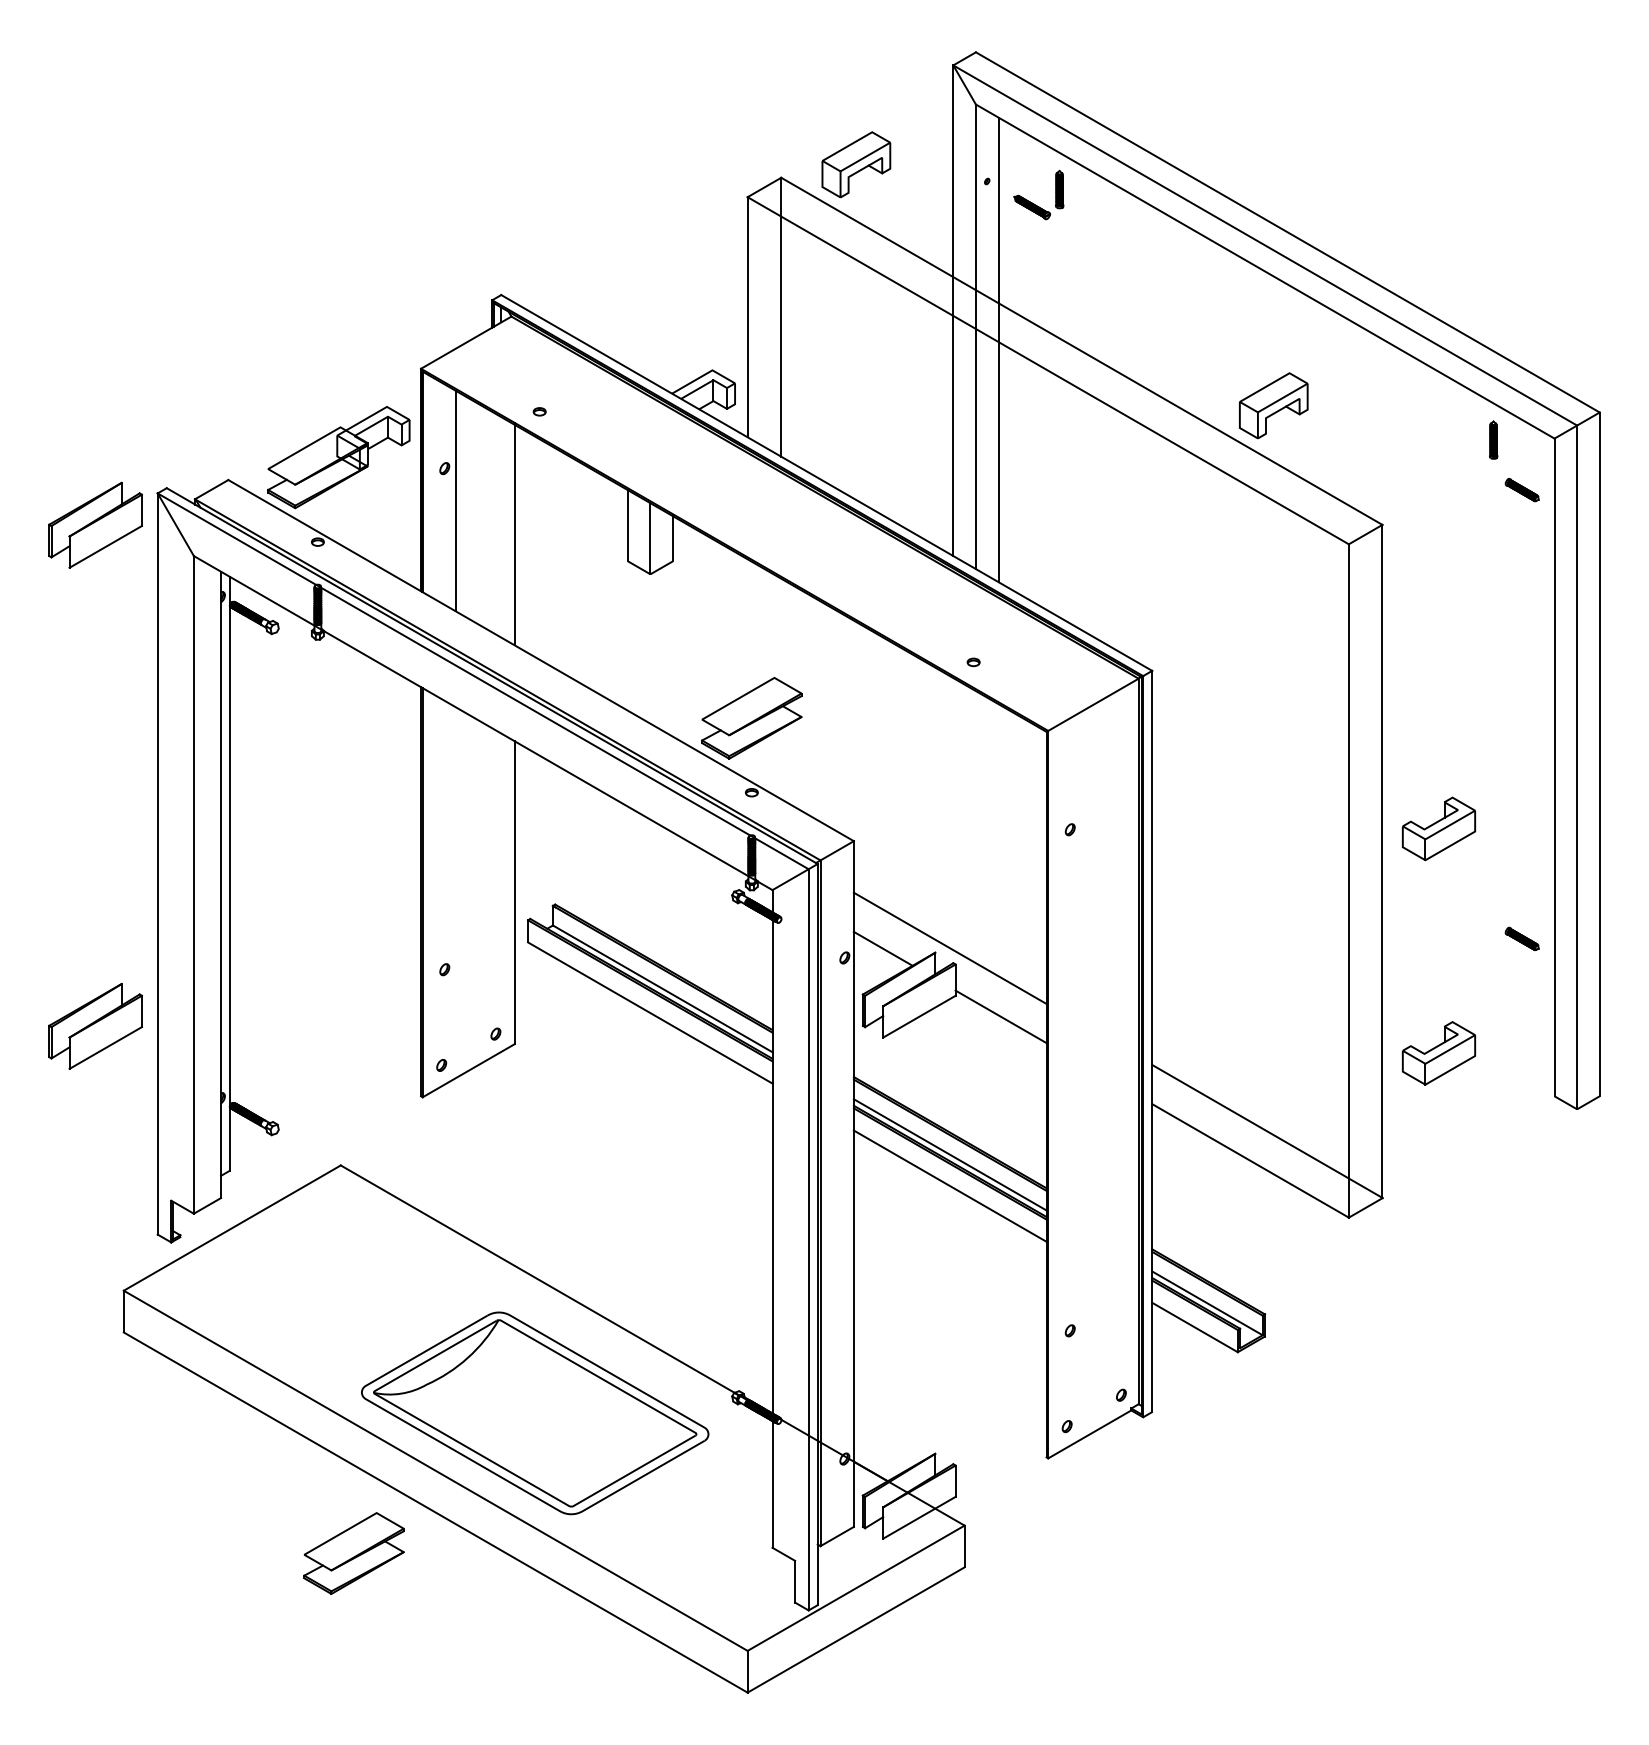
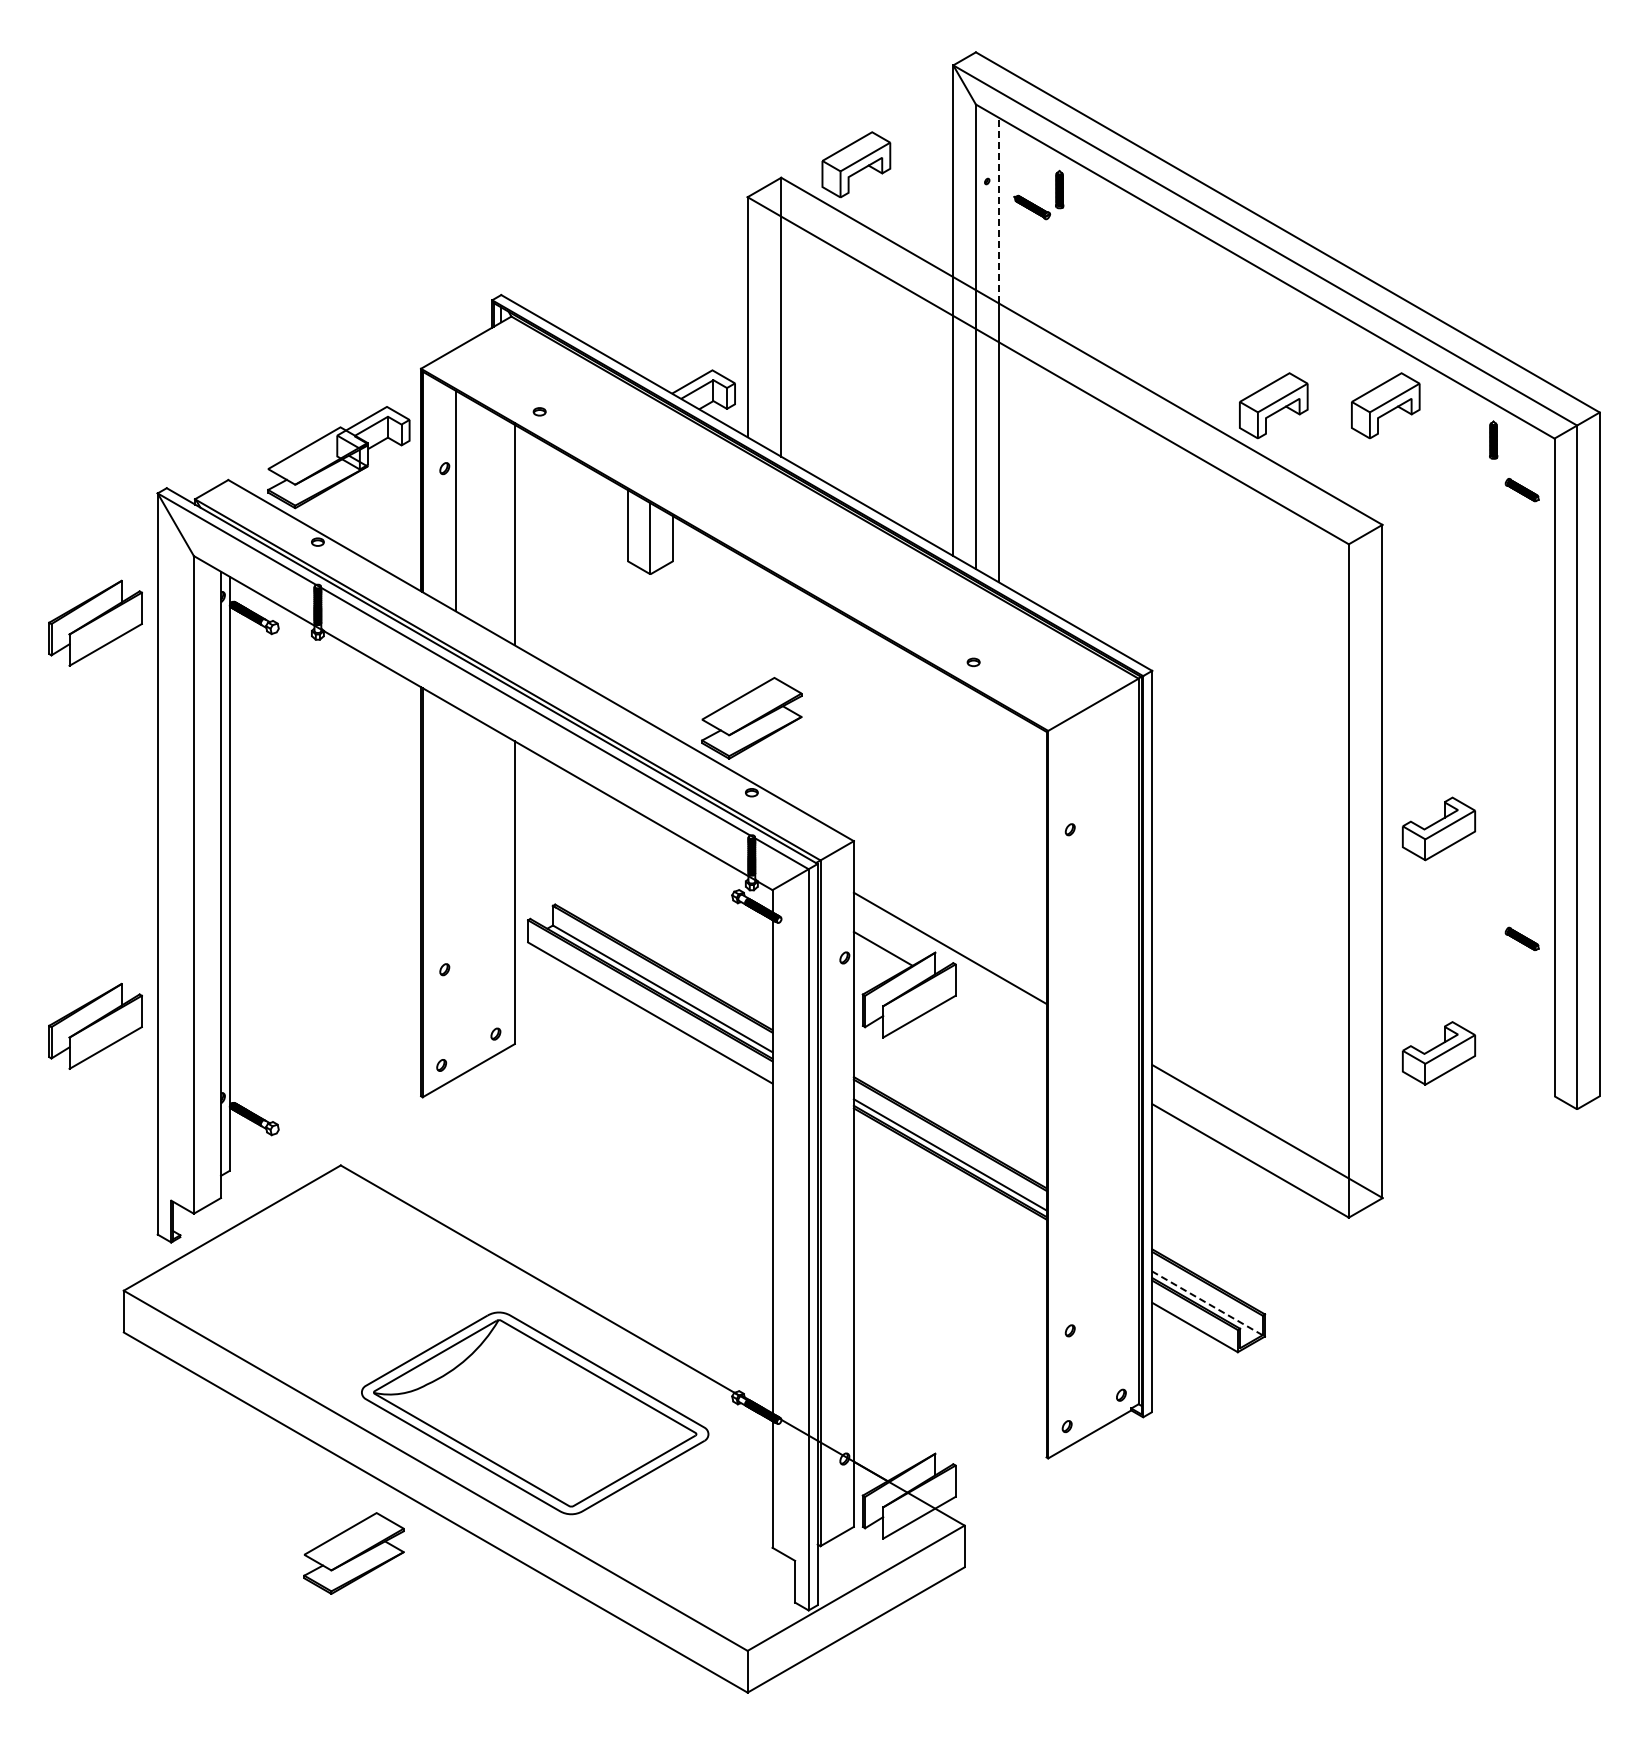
line: solid -> dashed (998, 210)
part: none -> present (1385, 405)
part position: (95, 524) -> (95, 622) (95, 622)
line: present -> none (1000, 1016)
line: present -> none (949, 1185)
line: solid -> dashed (1207, 1303)
